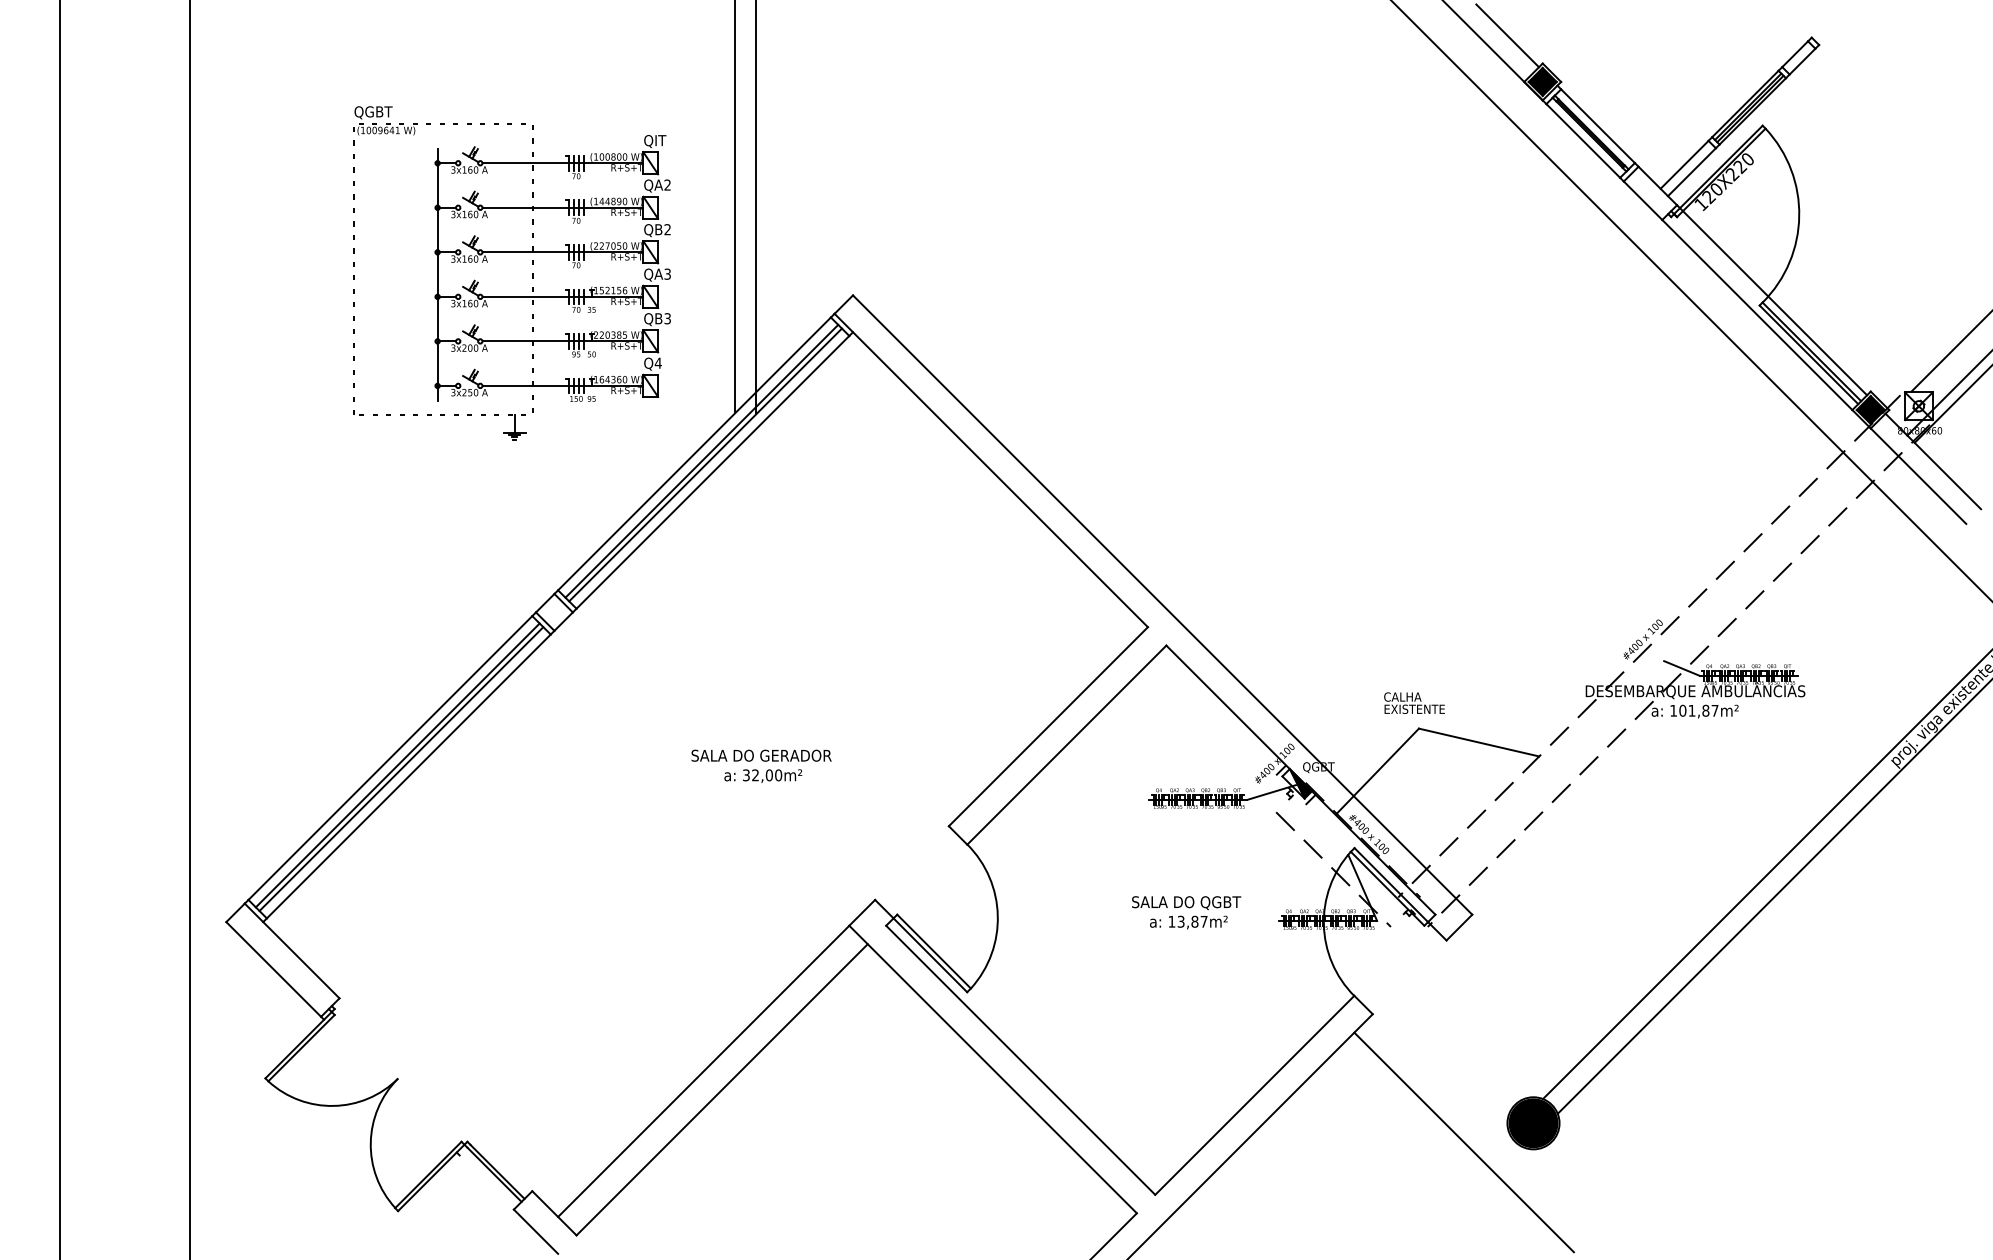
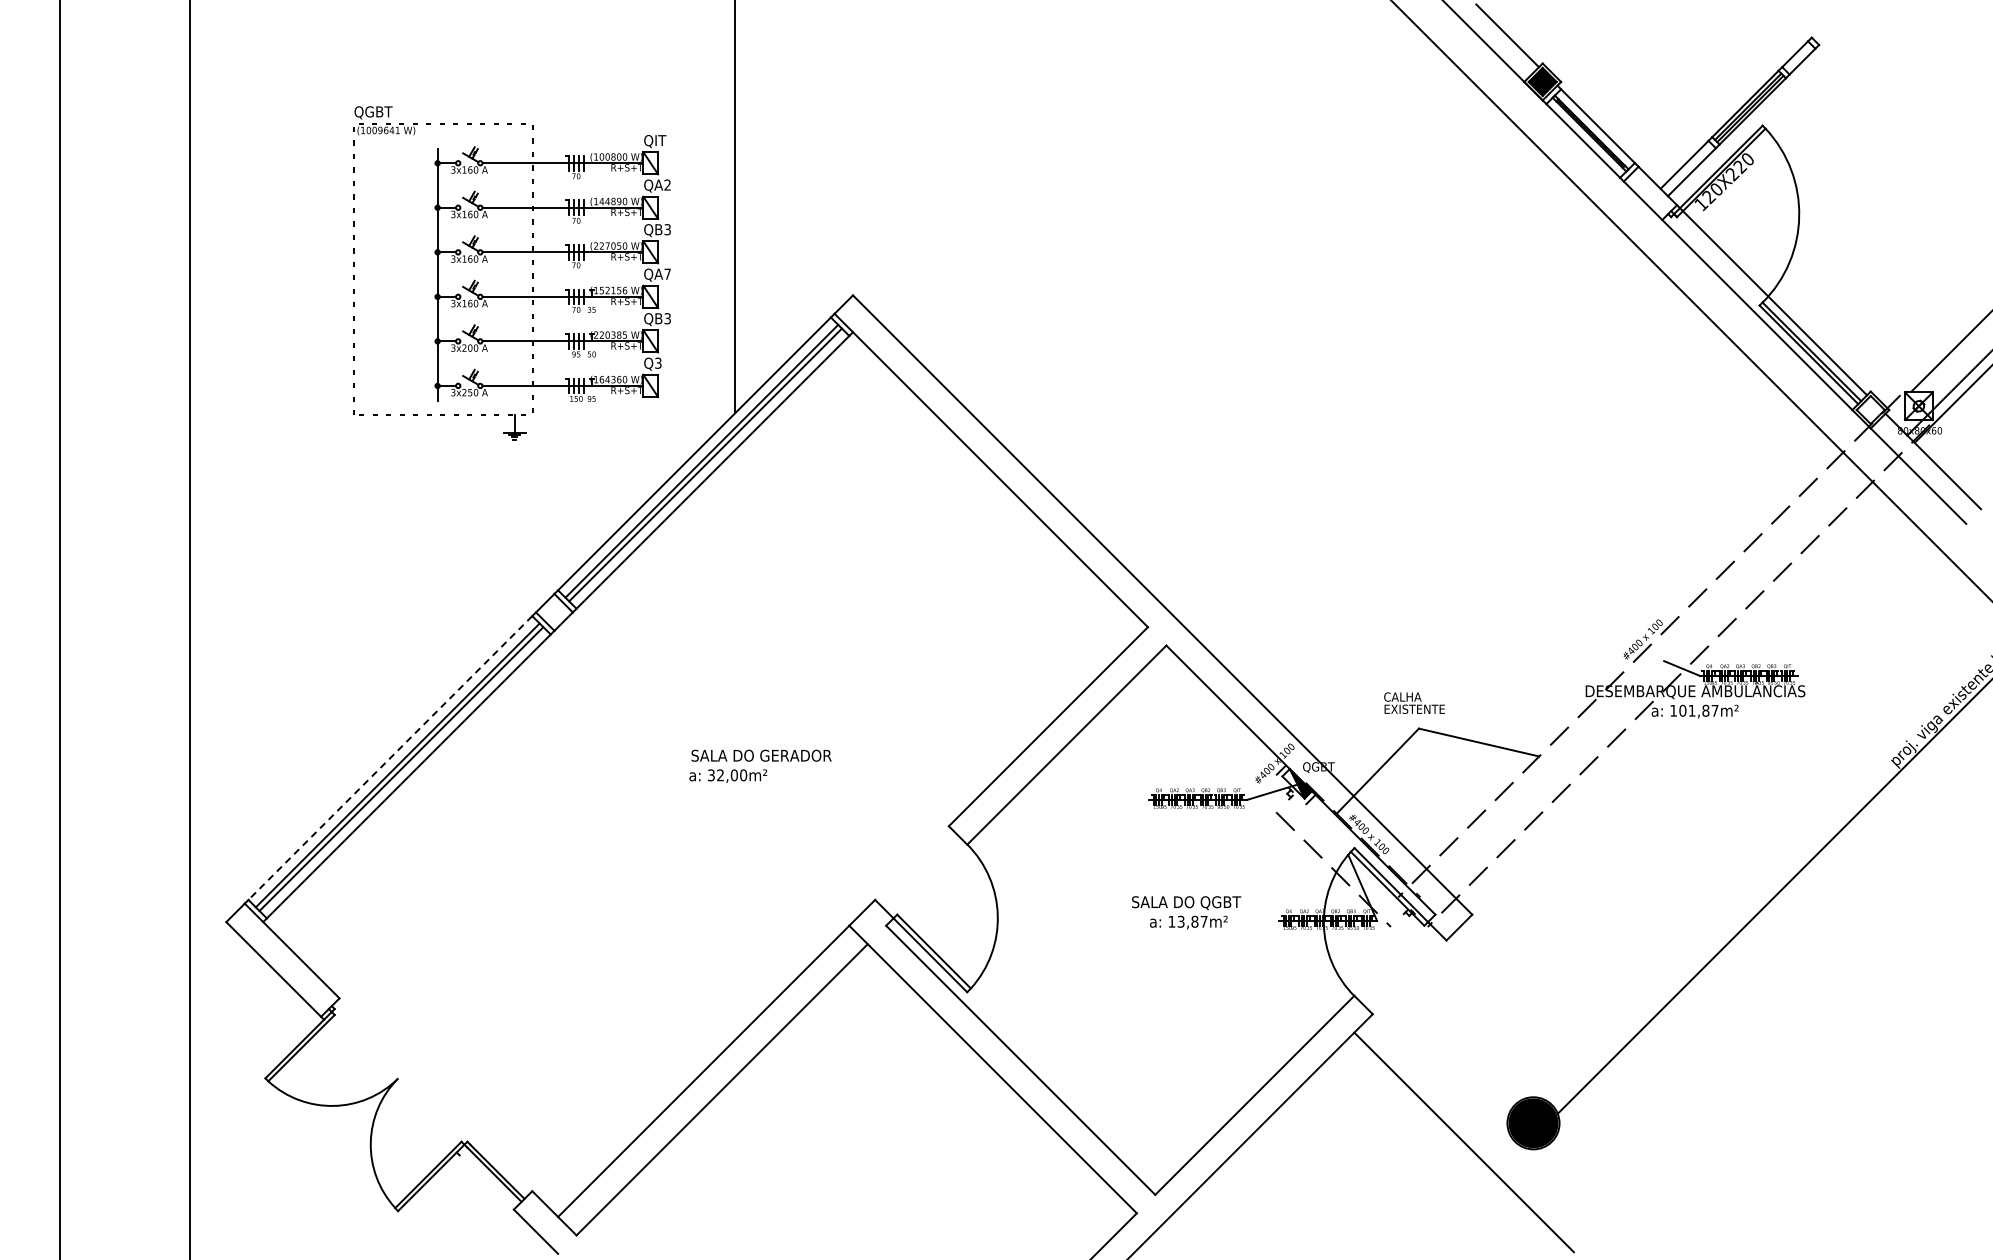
line: present -> none (755, 207)
text: QB2 -> QB3 (667, 229)
text: QA3 -> QA7 (667, 273)
text: Q4 -> Q3 (657, 362)
fill: present -> none (1870, 410)
line: solid -> dashed (390, 758)
text position: (763, 775) -> (728, 775) (728, 775)
line: present -> none (1766, 875)
